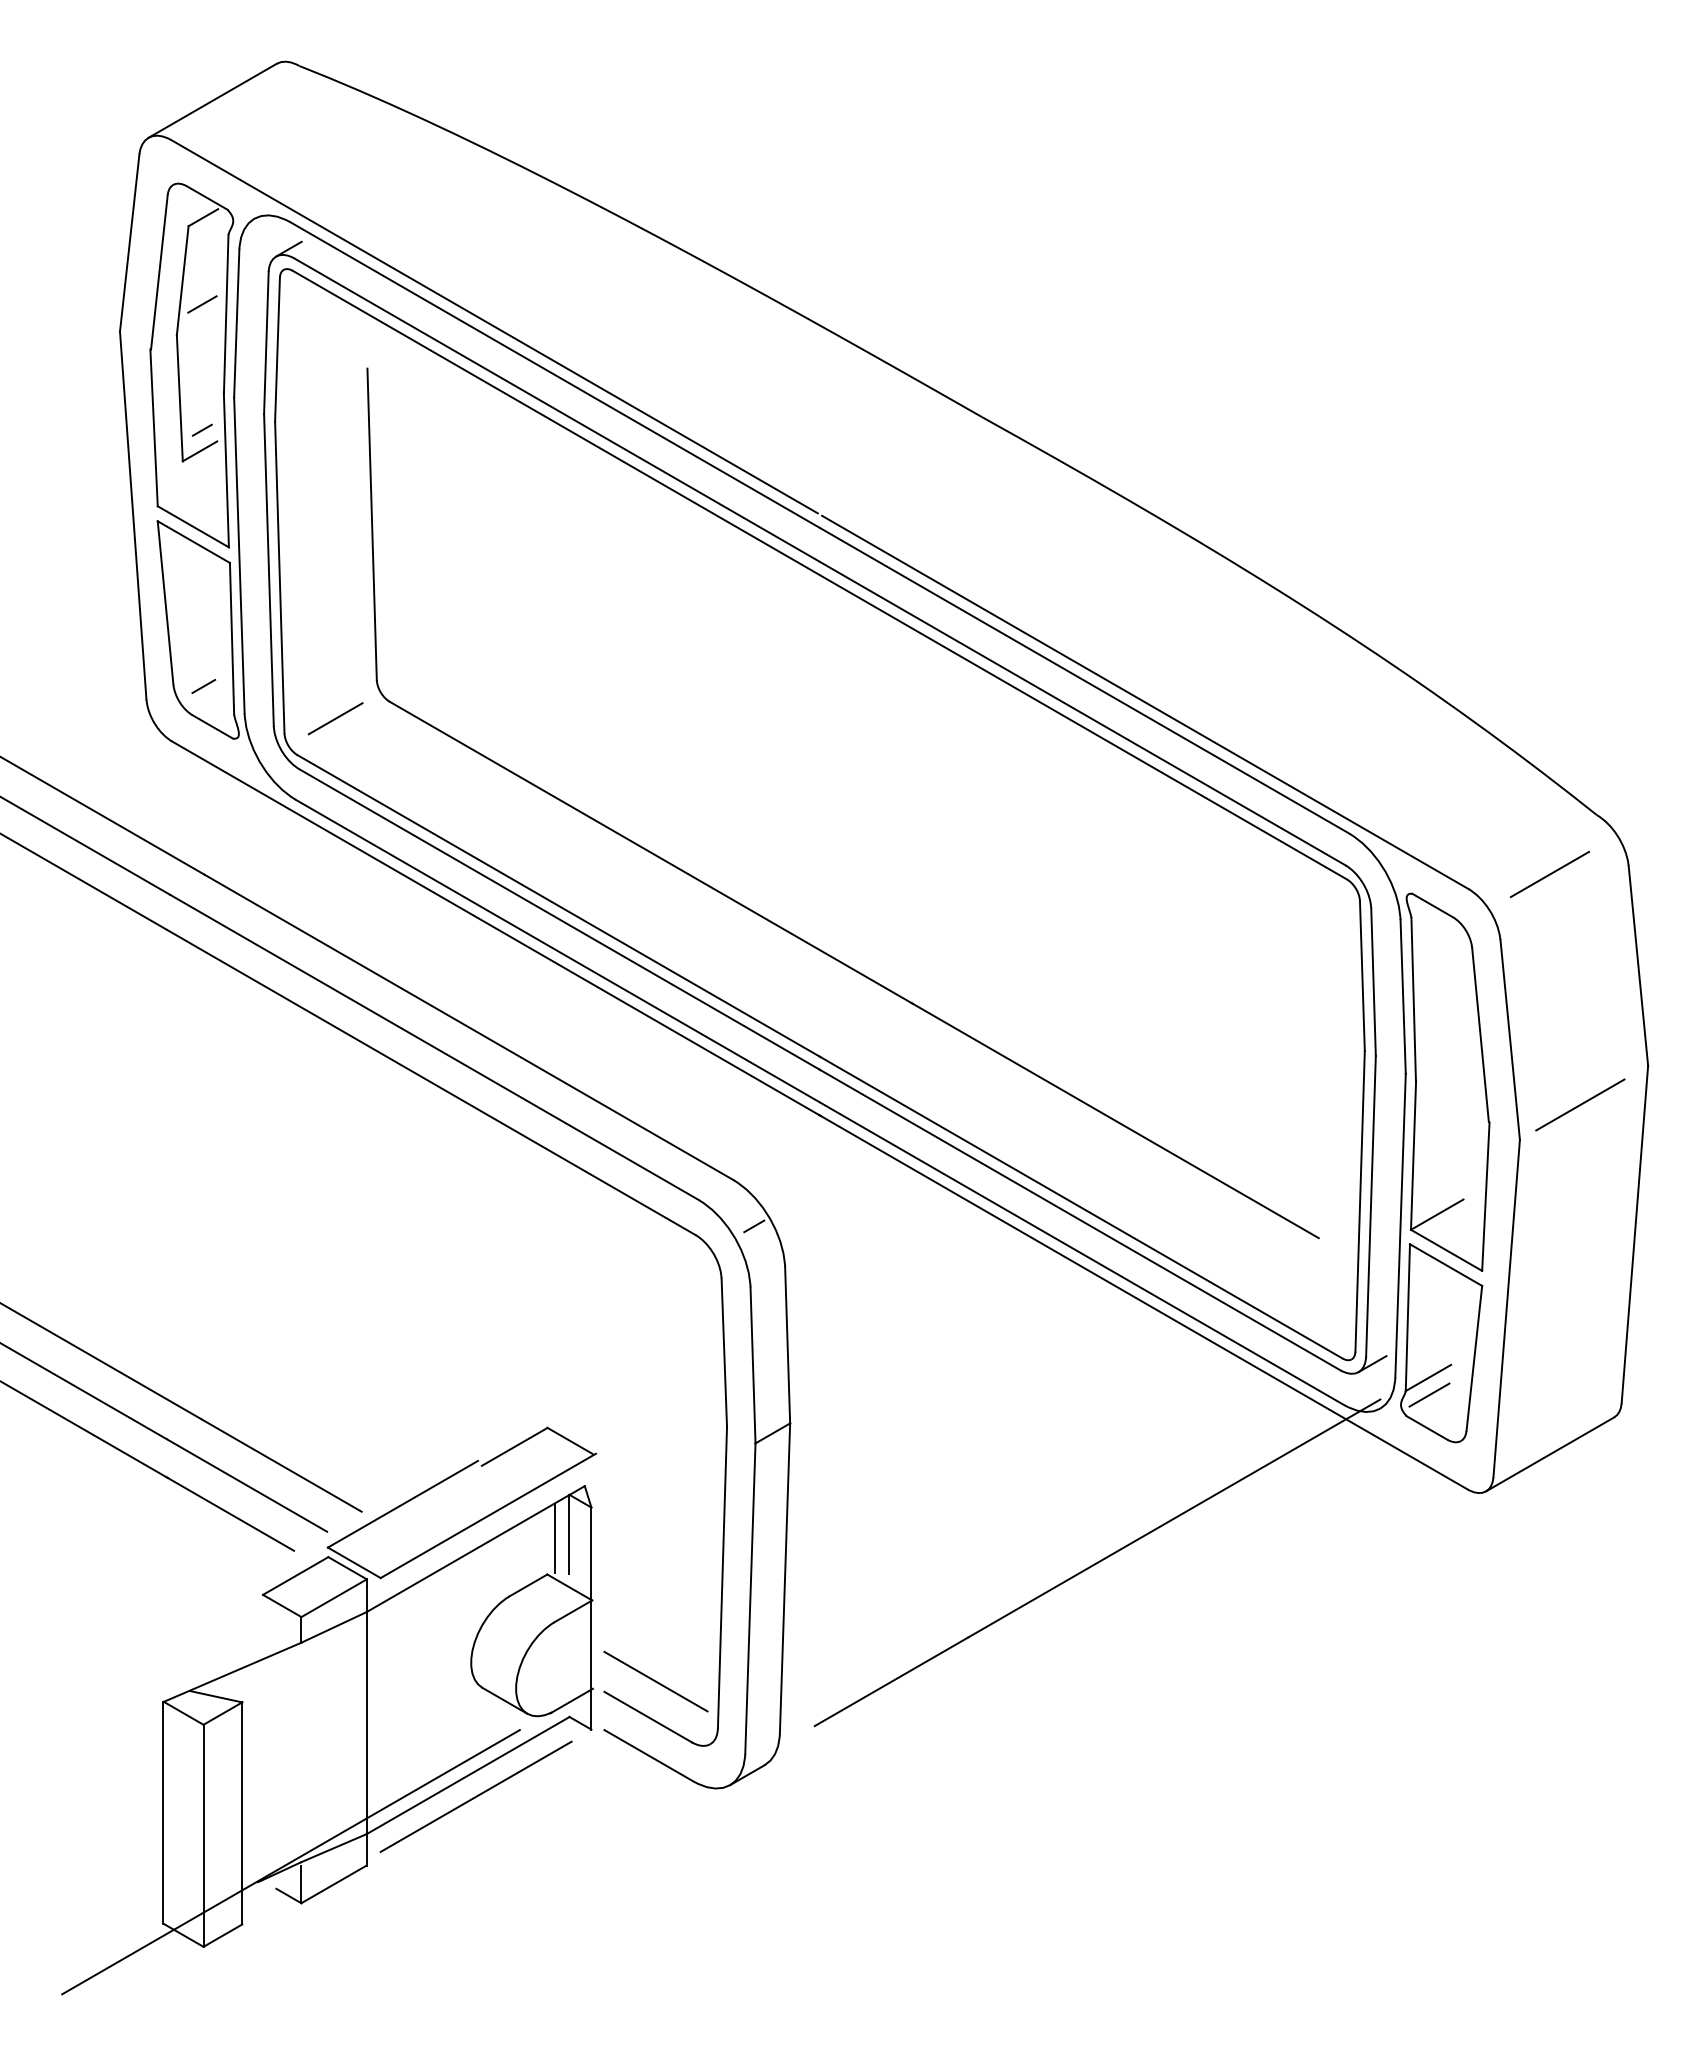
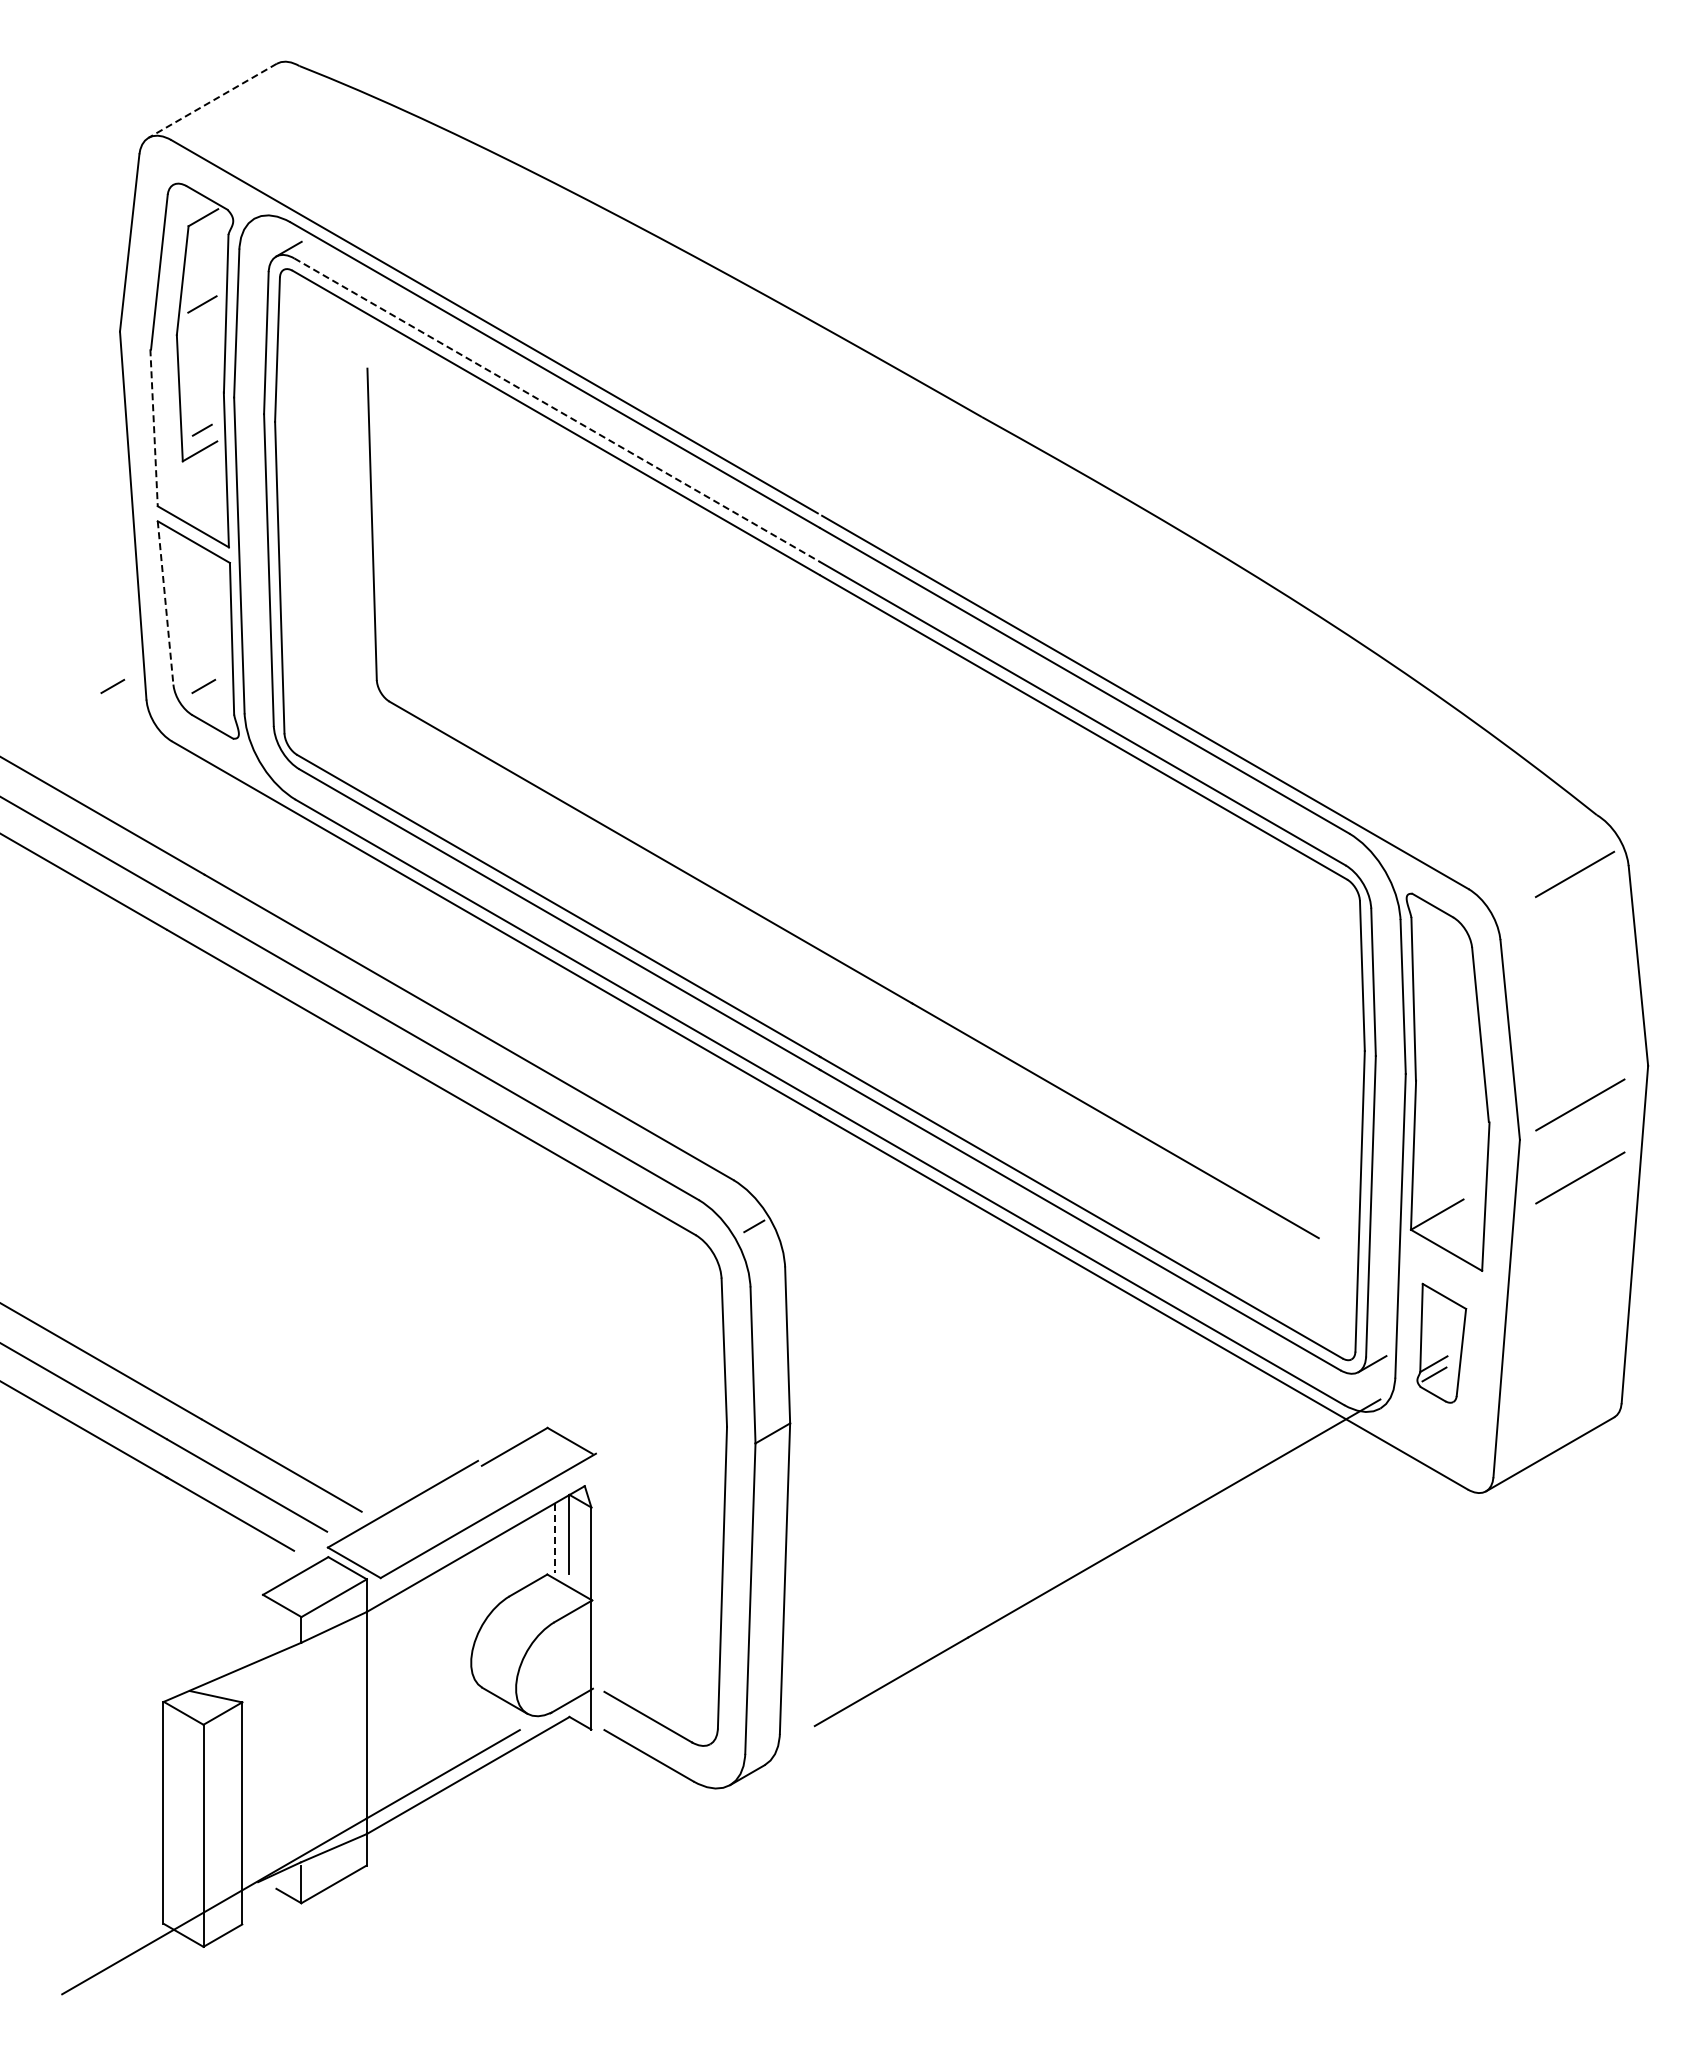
line: solid -> dashed (212, 101)
line: solid -> dashed (557, 410)
line: solid -> dashed (154, 427)
line: solid -> dashed (165, 603)
line: none -> present (112, 686)
line: present -> none (335, 718)
line position: (1549, 873) -> (1574, 873) (1574, 873)
line: none -> present (1580, 1177)
part size: 84x201 px -> 52x122 px (1441, 1342)
line: solid -> dashed (554, 1538)
line: present -> none (655, 1681)
line: present -> none (475, 1796)
